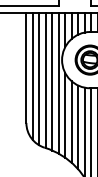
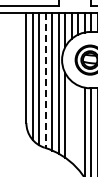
line: solid -> dashed (45, 80)
line: present -> none (71, 121)
line: present -> none (78, 127)
